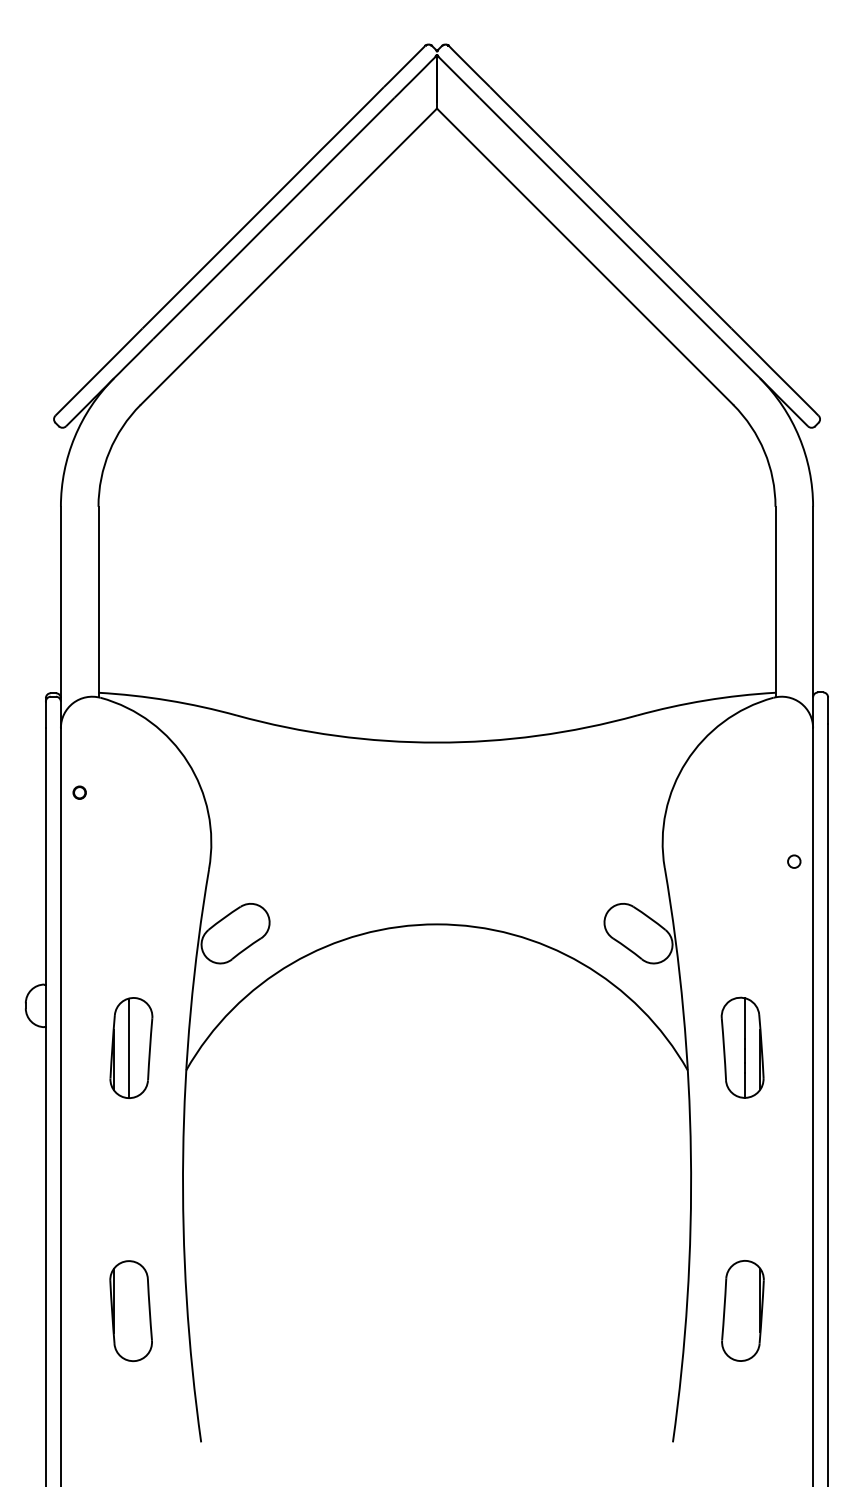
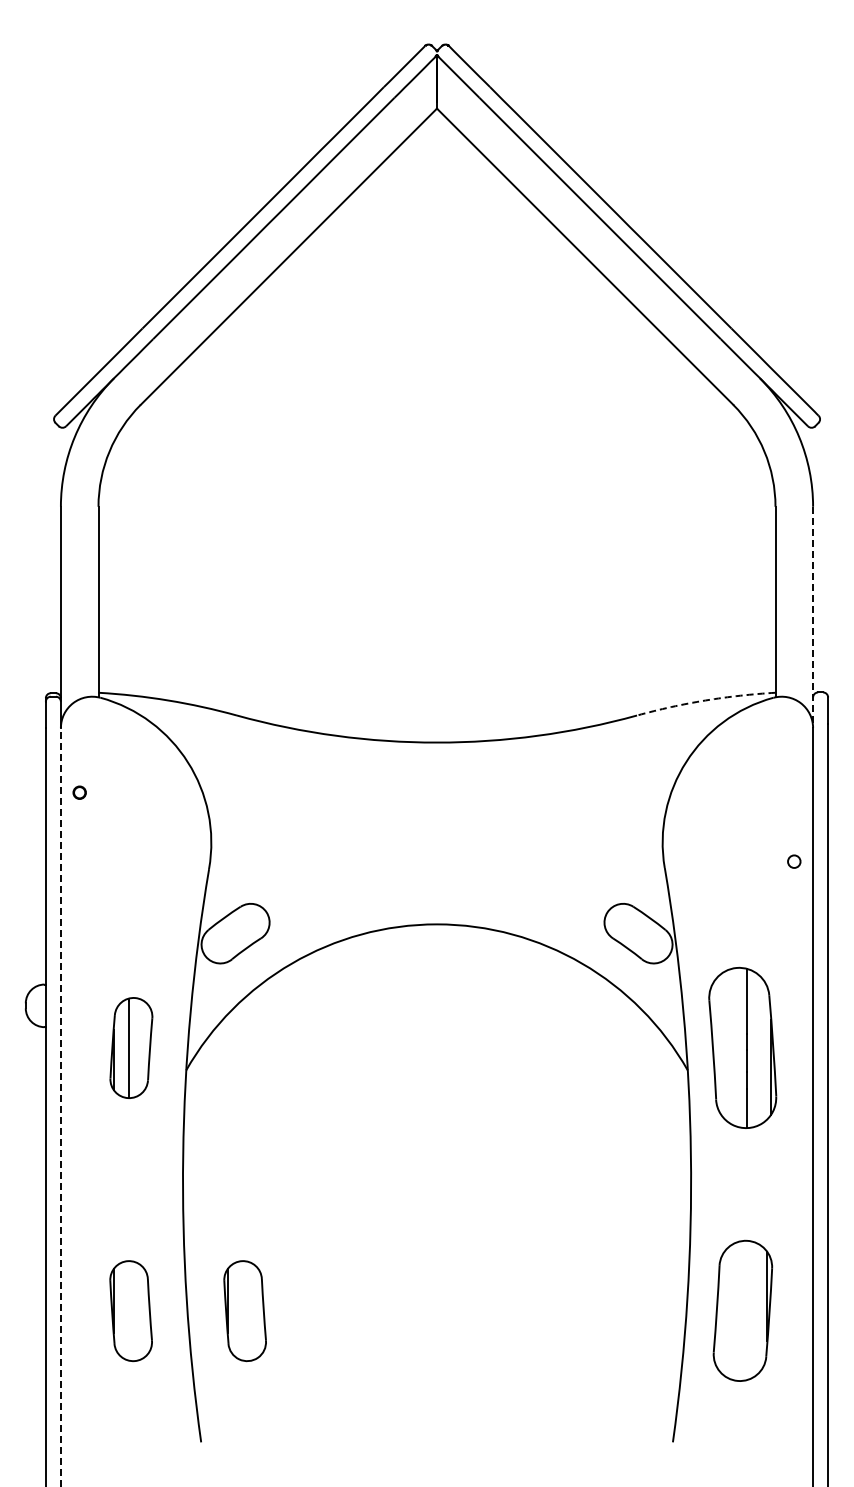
line: solid -> dashed (813, 617)
arc: solid -> dashed (705, 700)
part size: 45x103 px -> 70x163 px (742, 1047)
line: solid -> dashed (60, 1106)
part size: 44x102 px -> 62x143 px (742, 1310)
part: none -> present (244, 1311)
